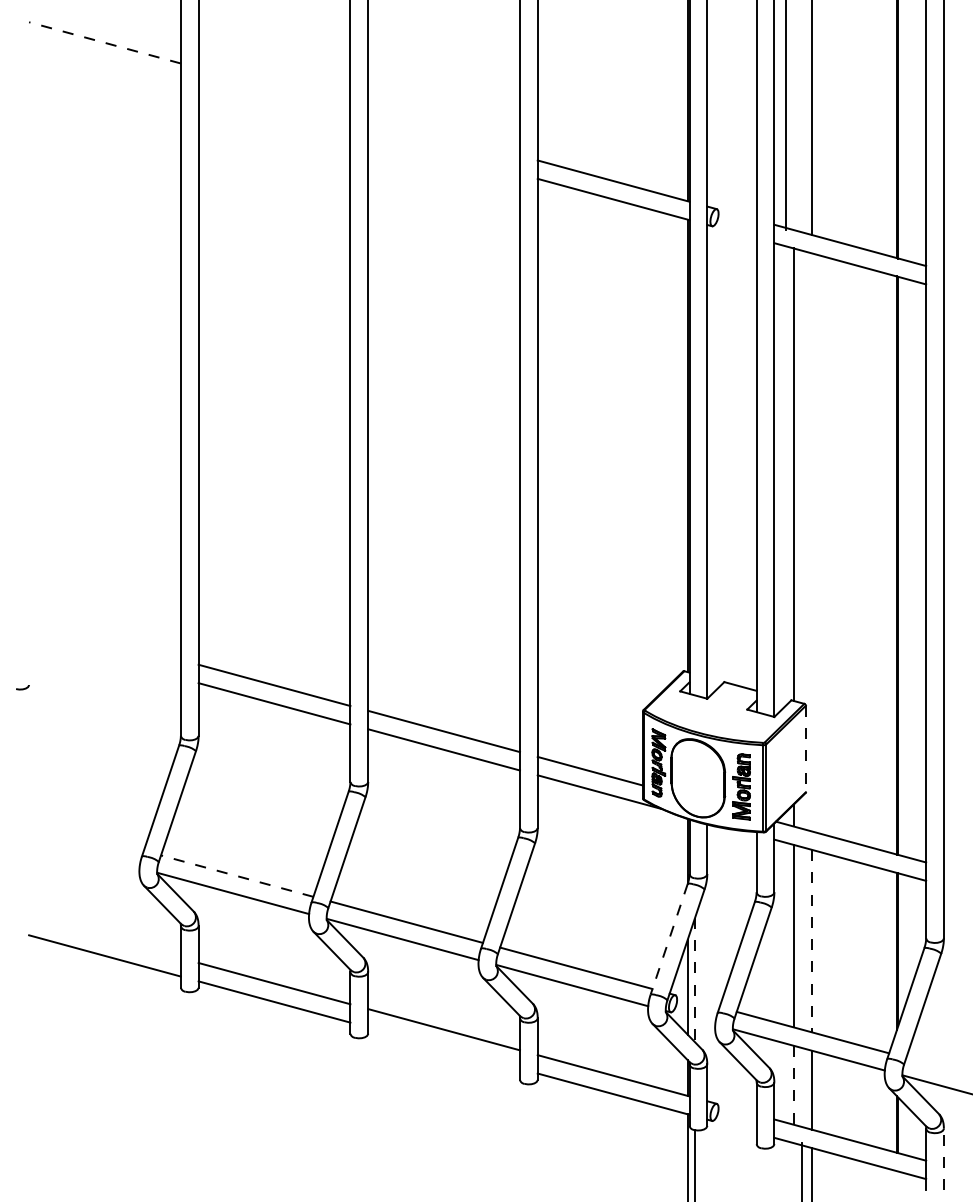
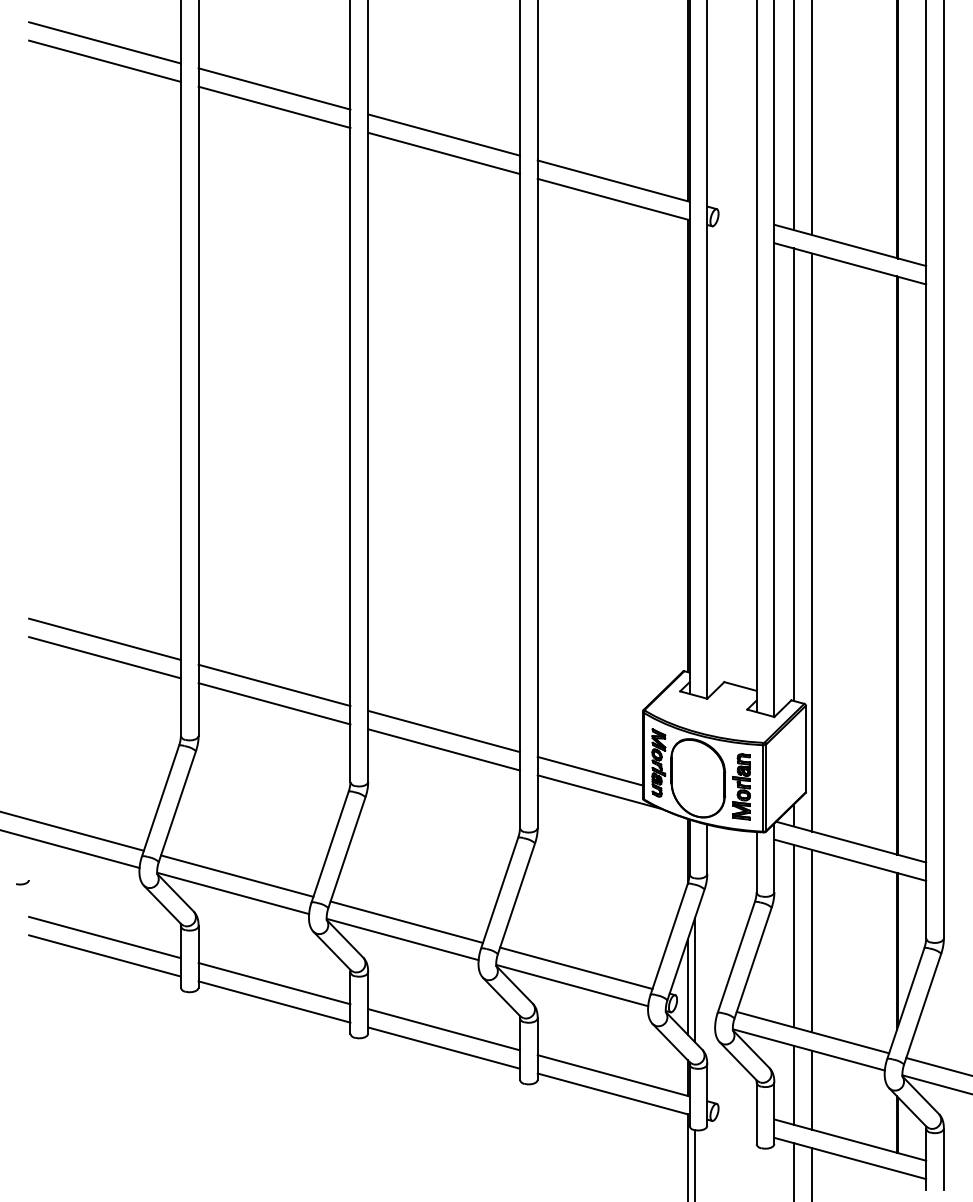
line: dashed -> solid (104, 42)
line: none -> present (104, 60)
line: none -> present (274, 88)
line: none -> present (274, 106)
line position: (785, 116) -> (793, 116) (793, 116)
line: none -> present (443, 134)
line: none -> present (443, 153)
line: none -> present (812, 542)
line: none -> present (104, 638)
line: none -> present (104, 657)
curve position: (22, 688) -> (22, 883) (22, 883)
line: dashed -> solid (805, 749)
line: none -> present (72, 831)
line: none -> present (70, 849)
line: dashed -> solid (237, 876)
line: none -> present (104, 937)
line: dashed -> solid (669, 939)
line: dashed -> solid (812, 941)
line: dashed -> solid (695, 980)
line: none -> present (443, 1047)
line: none -> present (937, 1066)
line: dashed -> solid (793, 1085)
line: dashed -> solid (943, 1159)
line position: (801, 1170) -> (793, 1170) (793, 1170)
